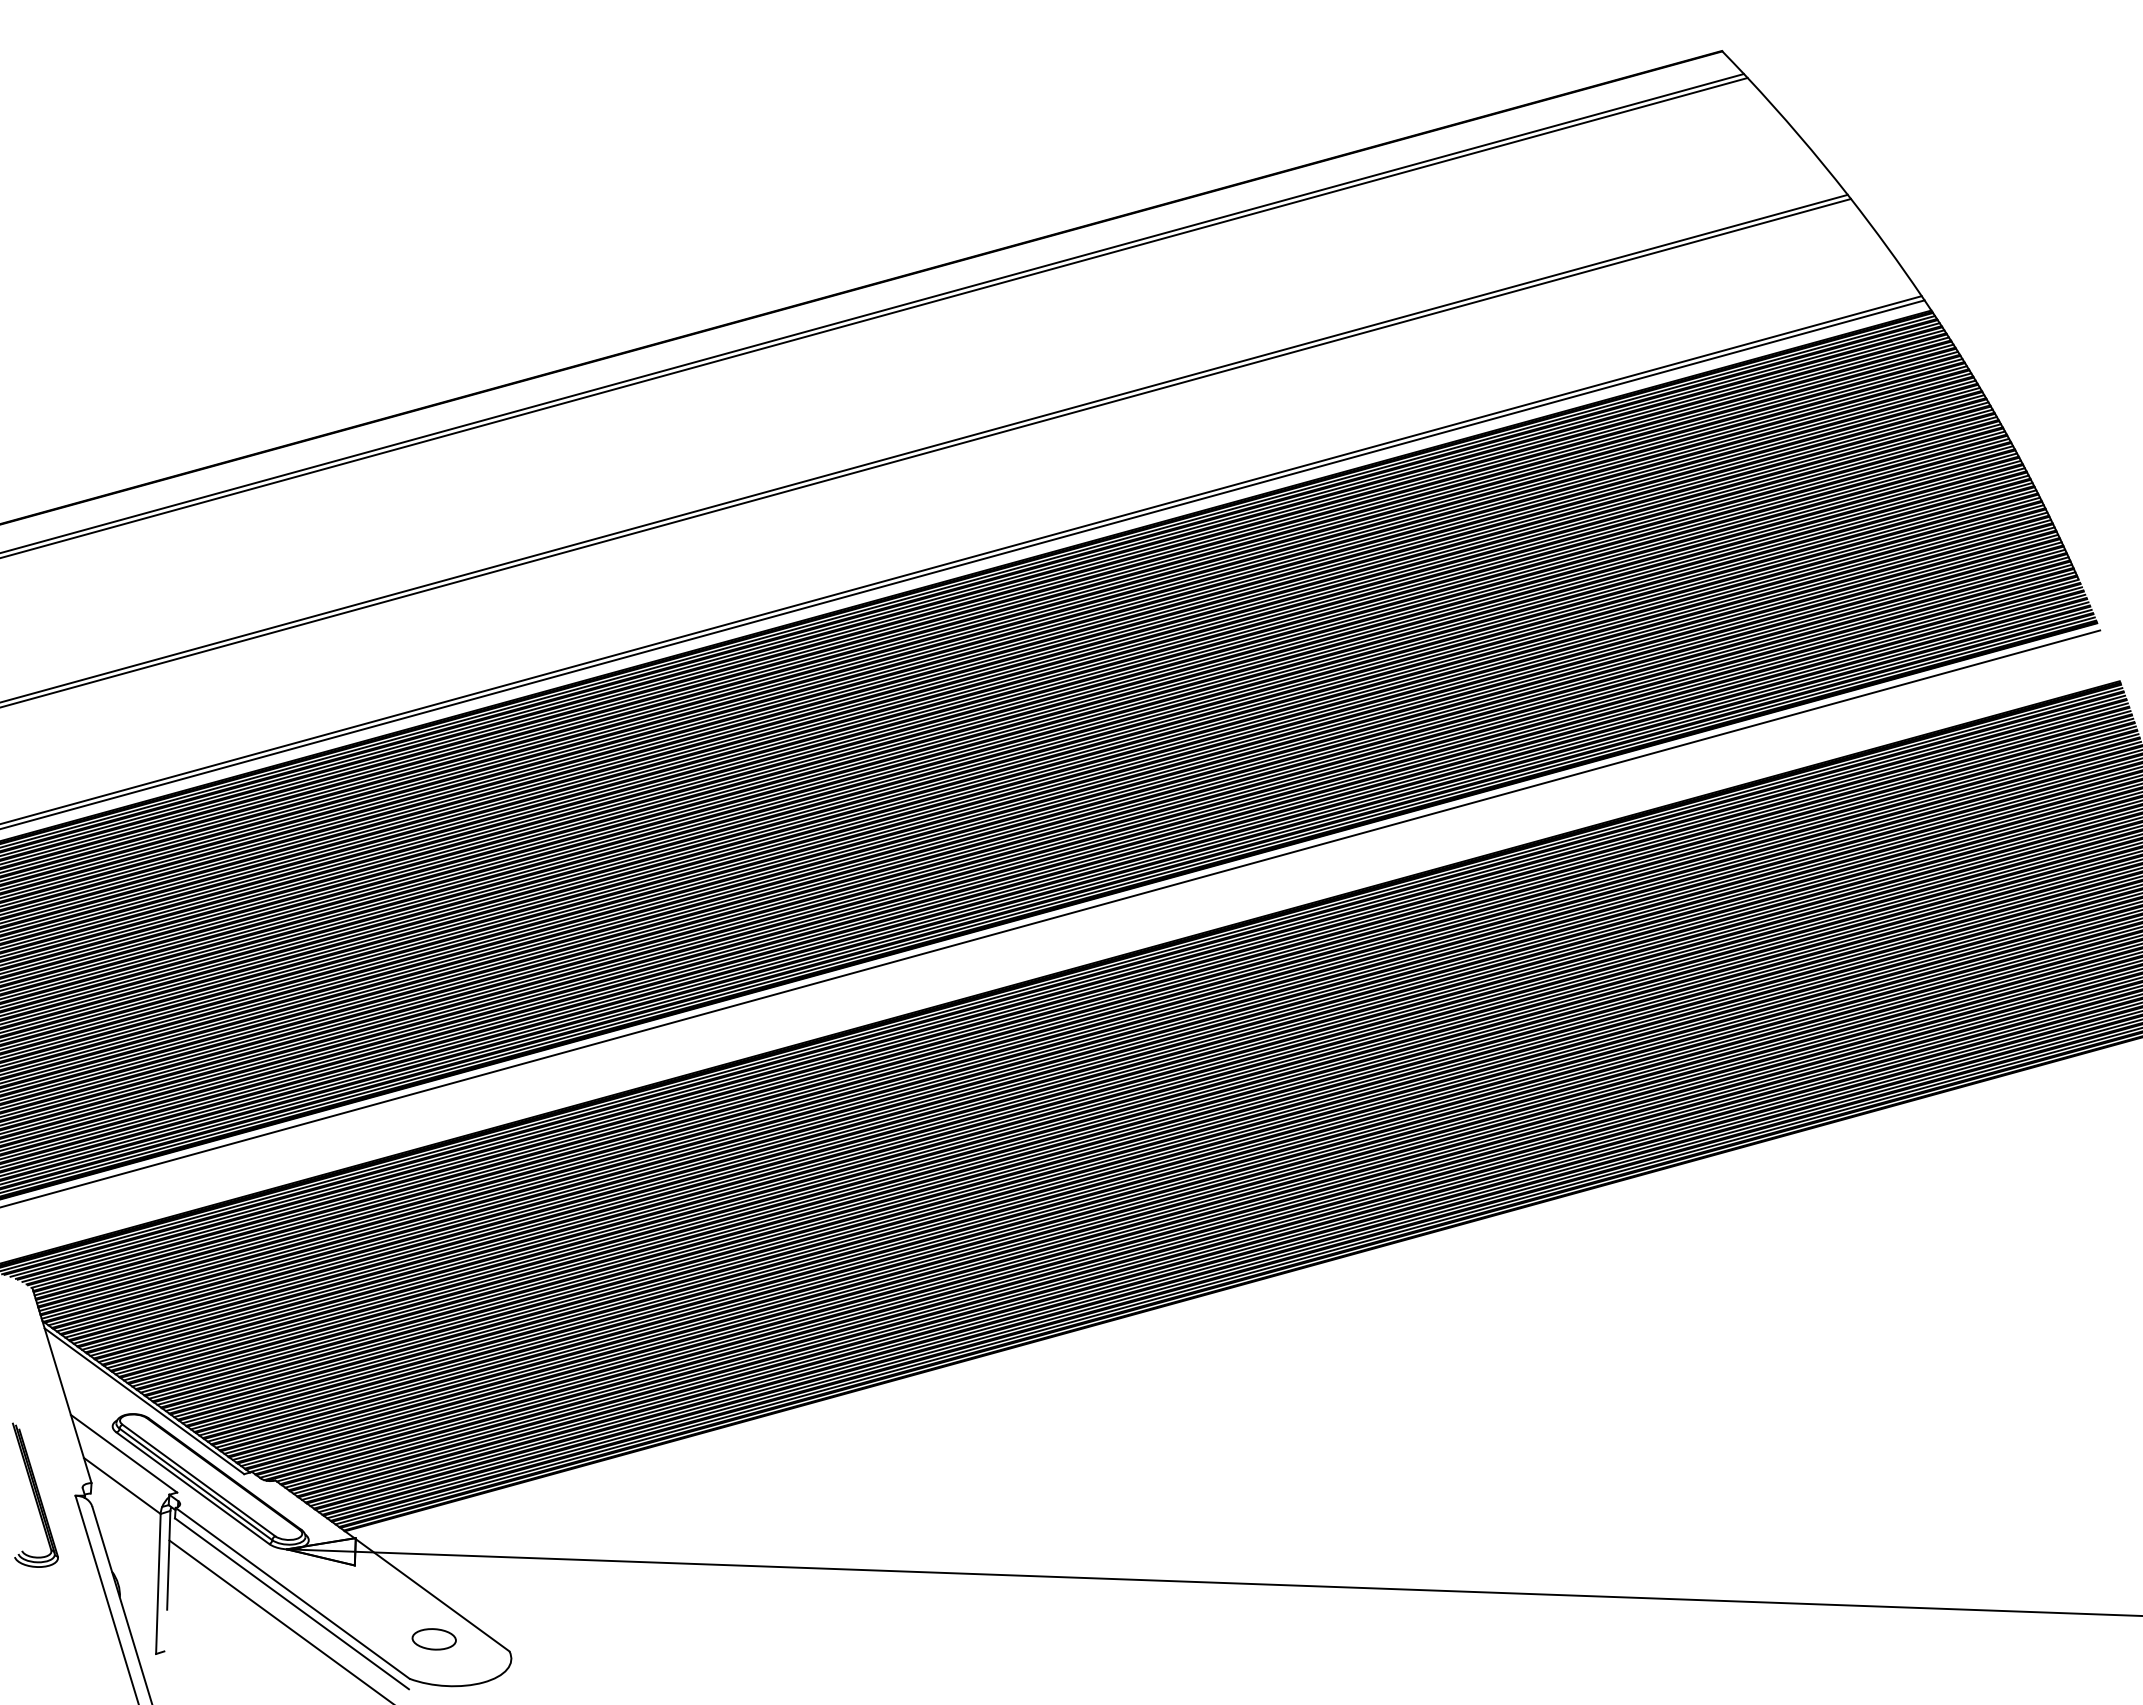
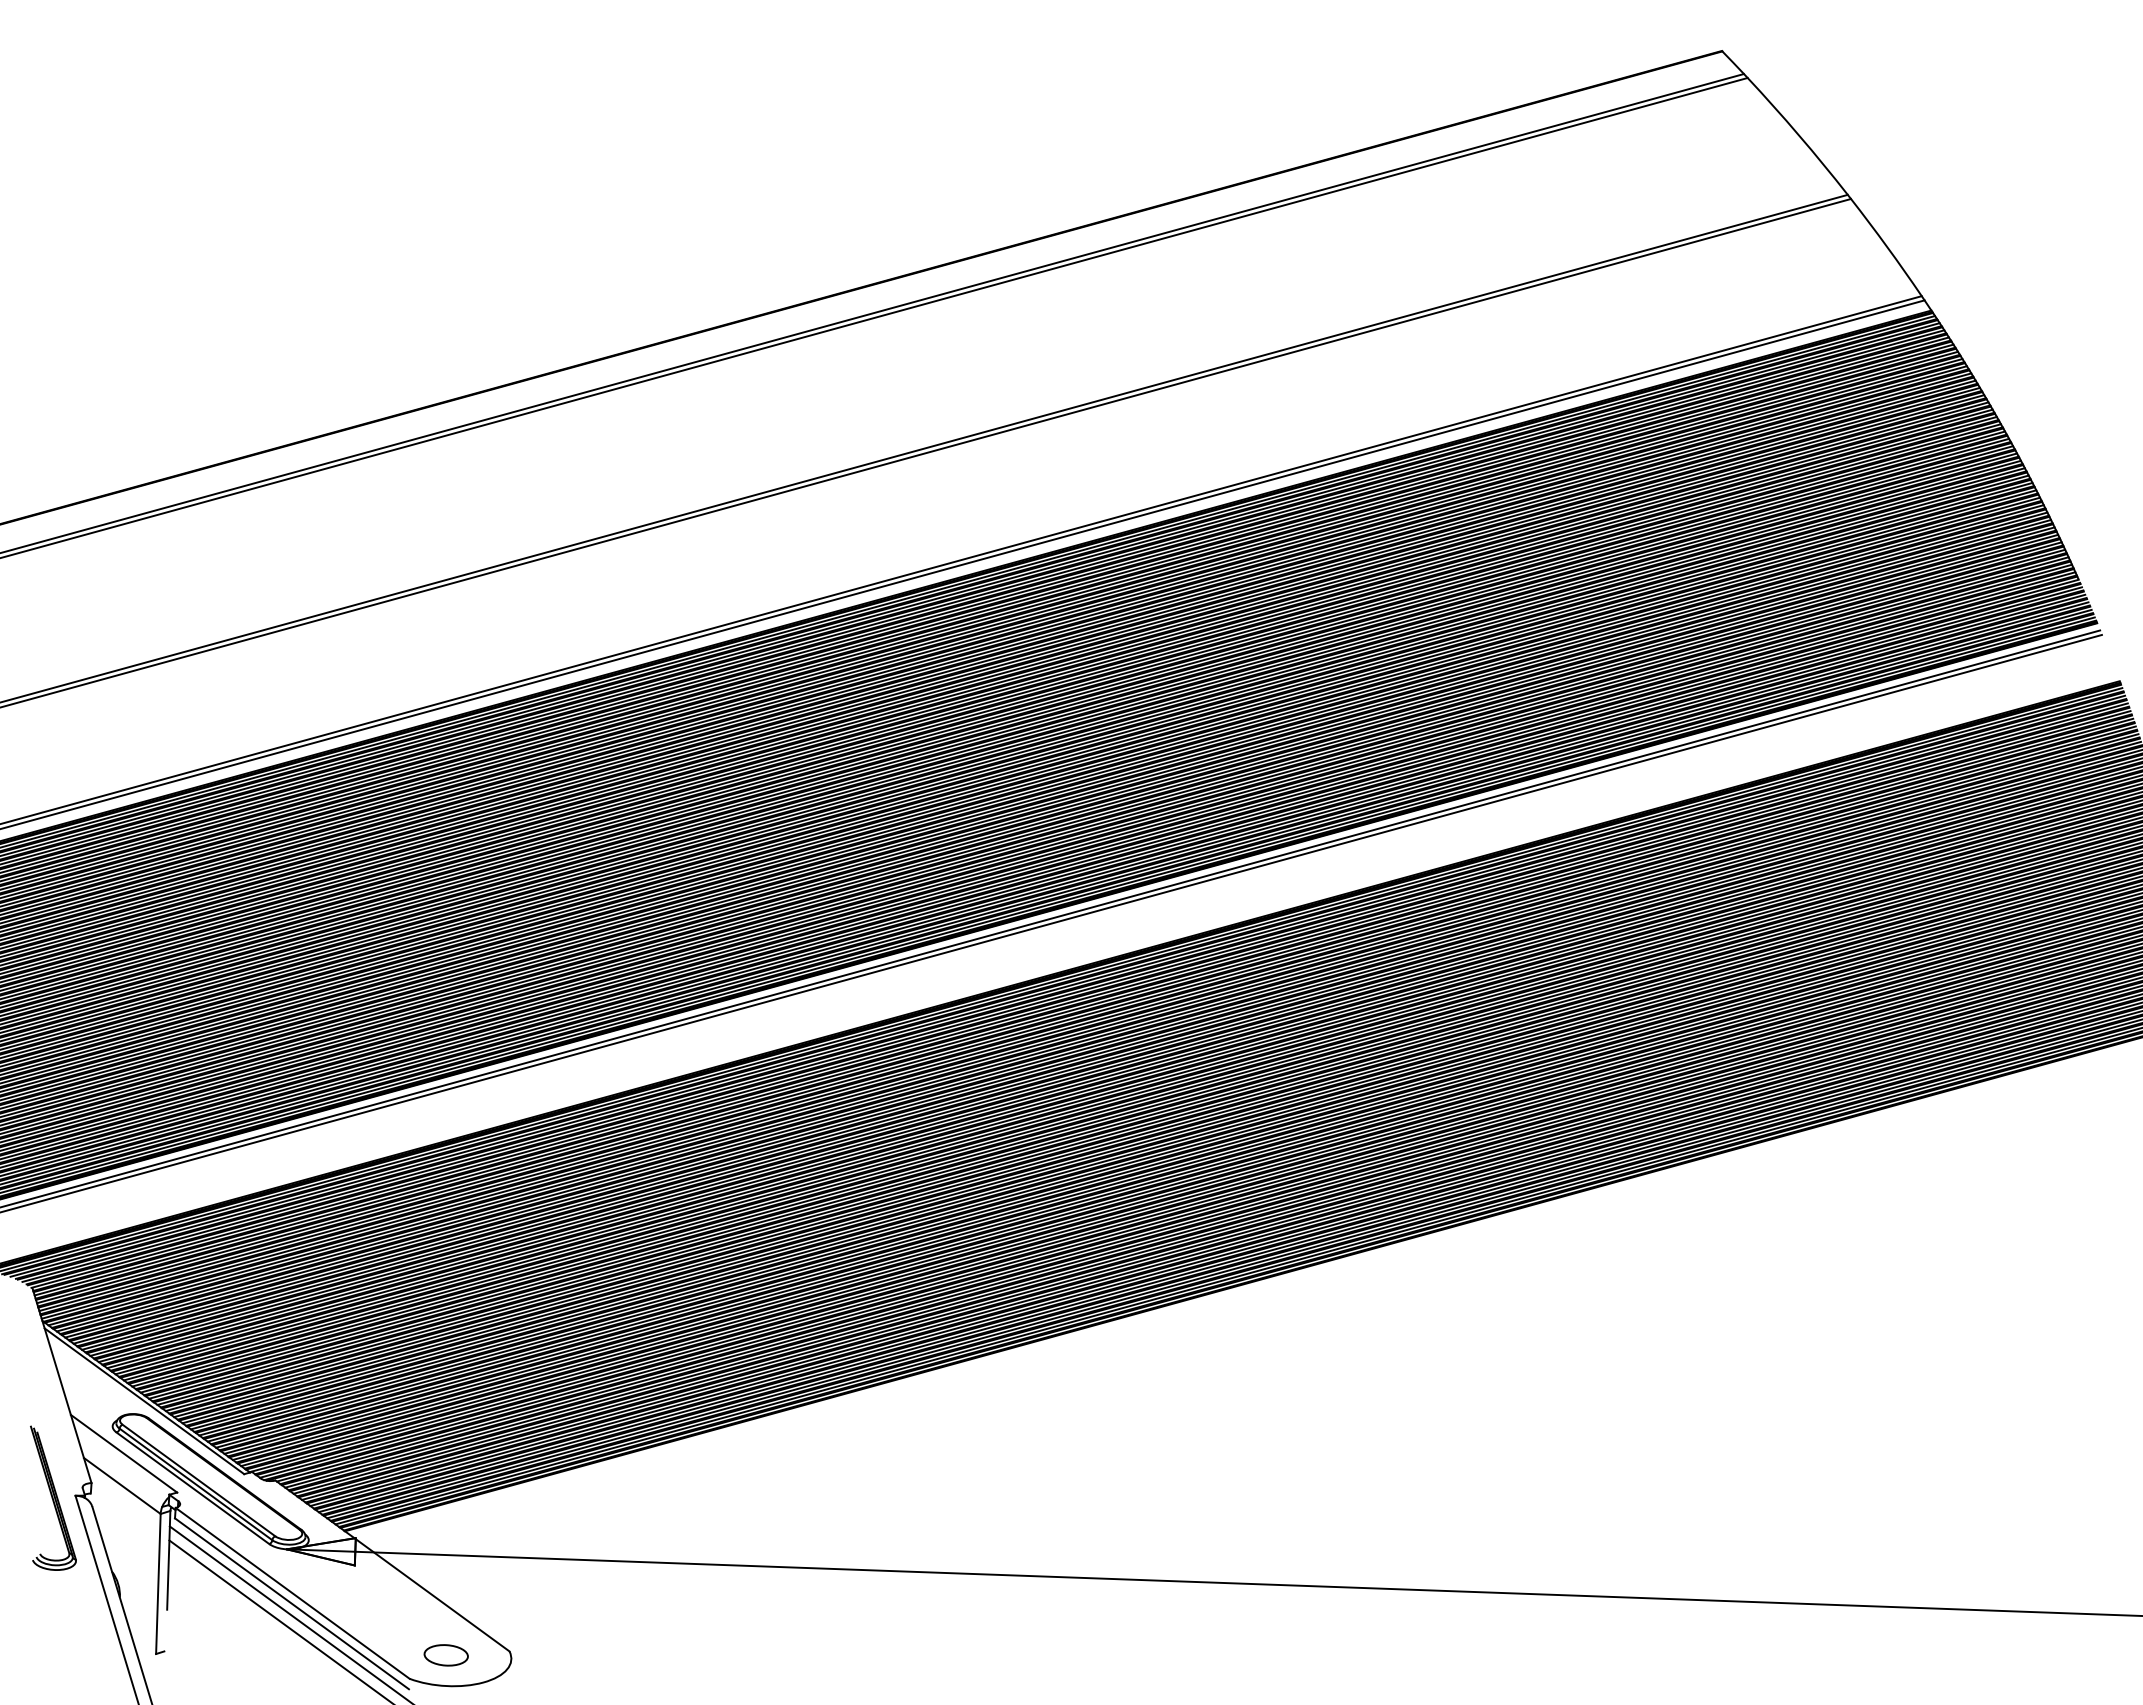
line: none -> present (1051, 922)
part position: (35, 1494) -> (53, 1497) (53, 1497)
line: none -> present (289, 1613)
part position: (433, 1639) -> (445, 1655) (445, 1655)
